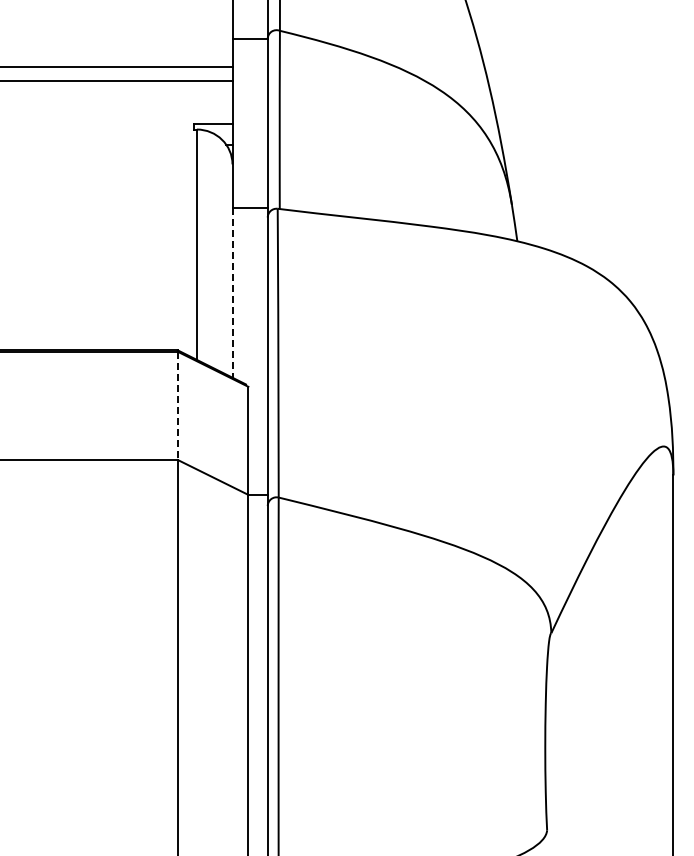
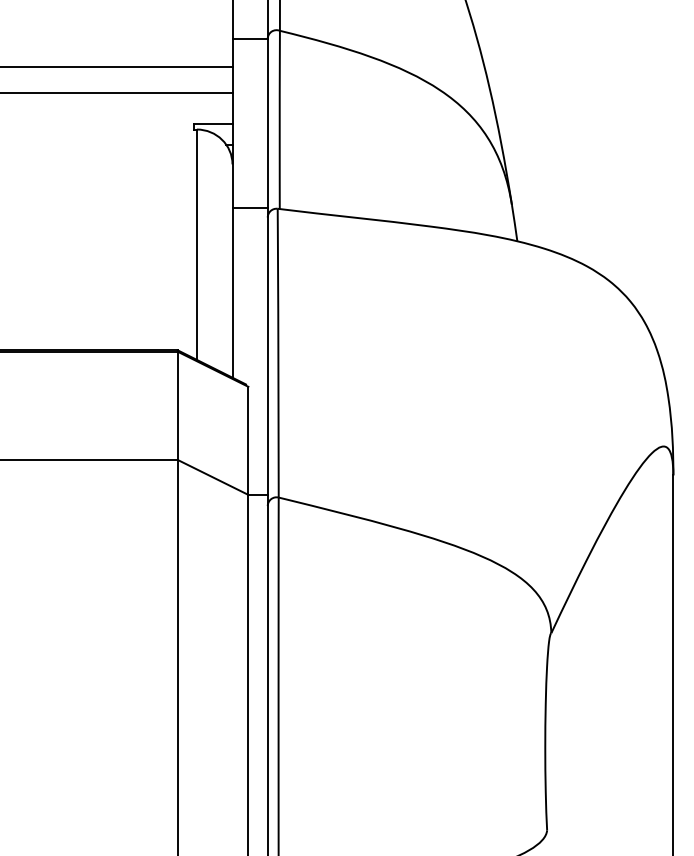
line position: (117, 80) -> (117, 92) (117, 92)
line: dashed -> solid (232, 292)
line: dashed -> solid (177, 406)
